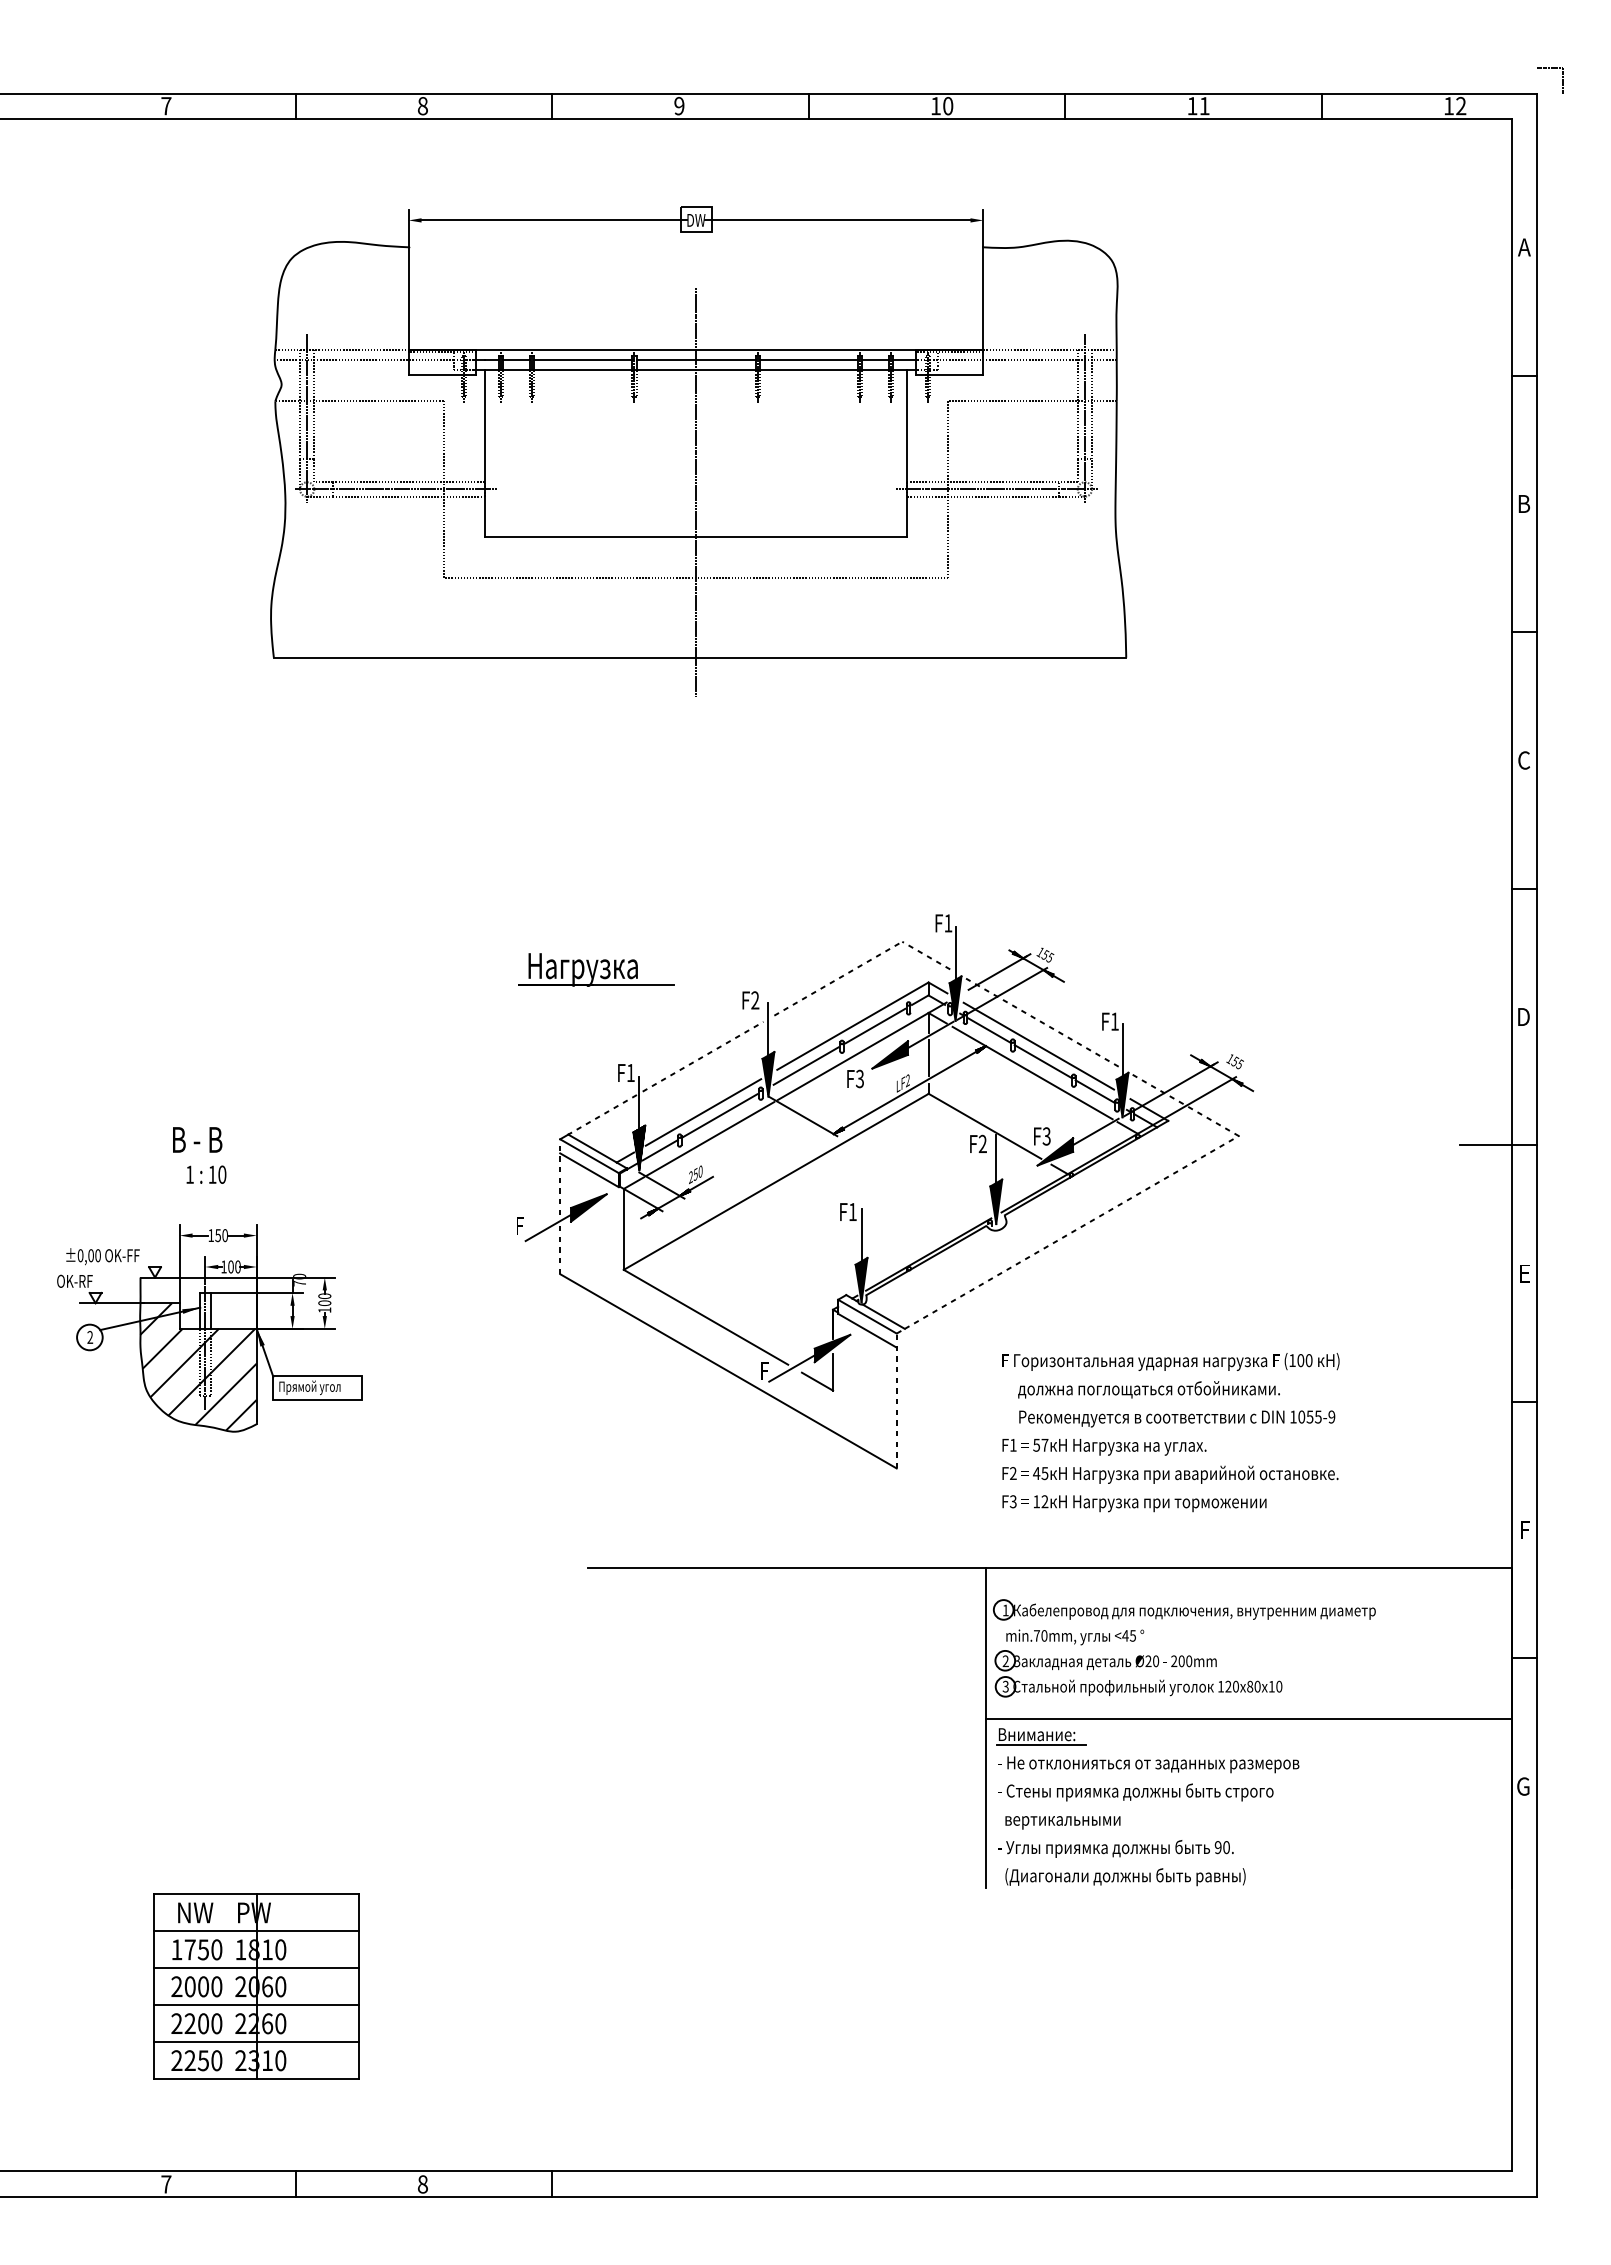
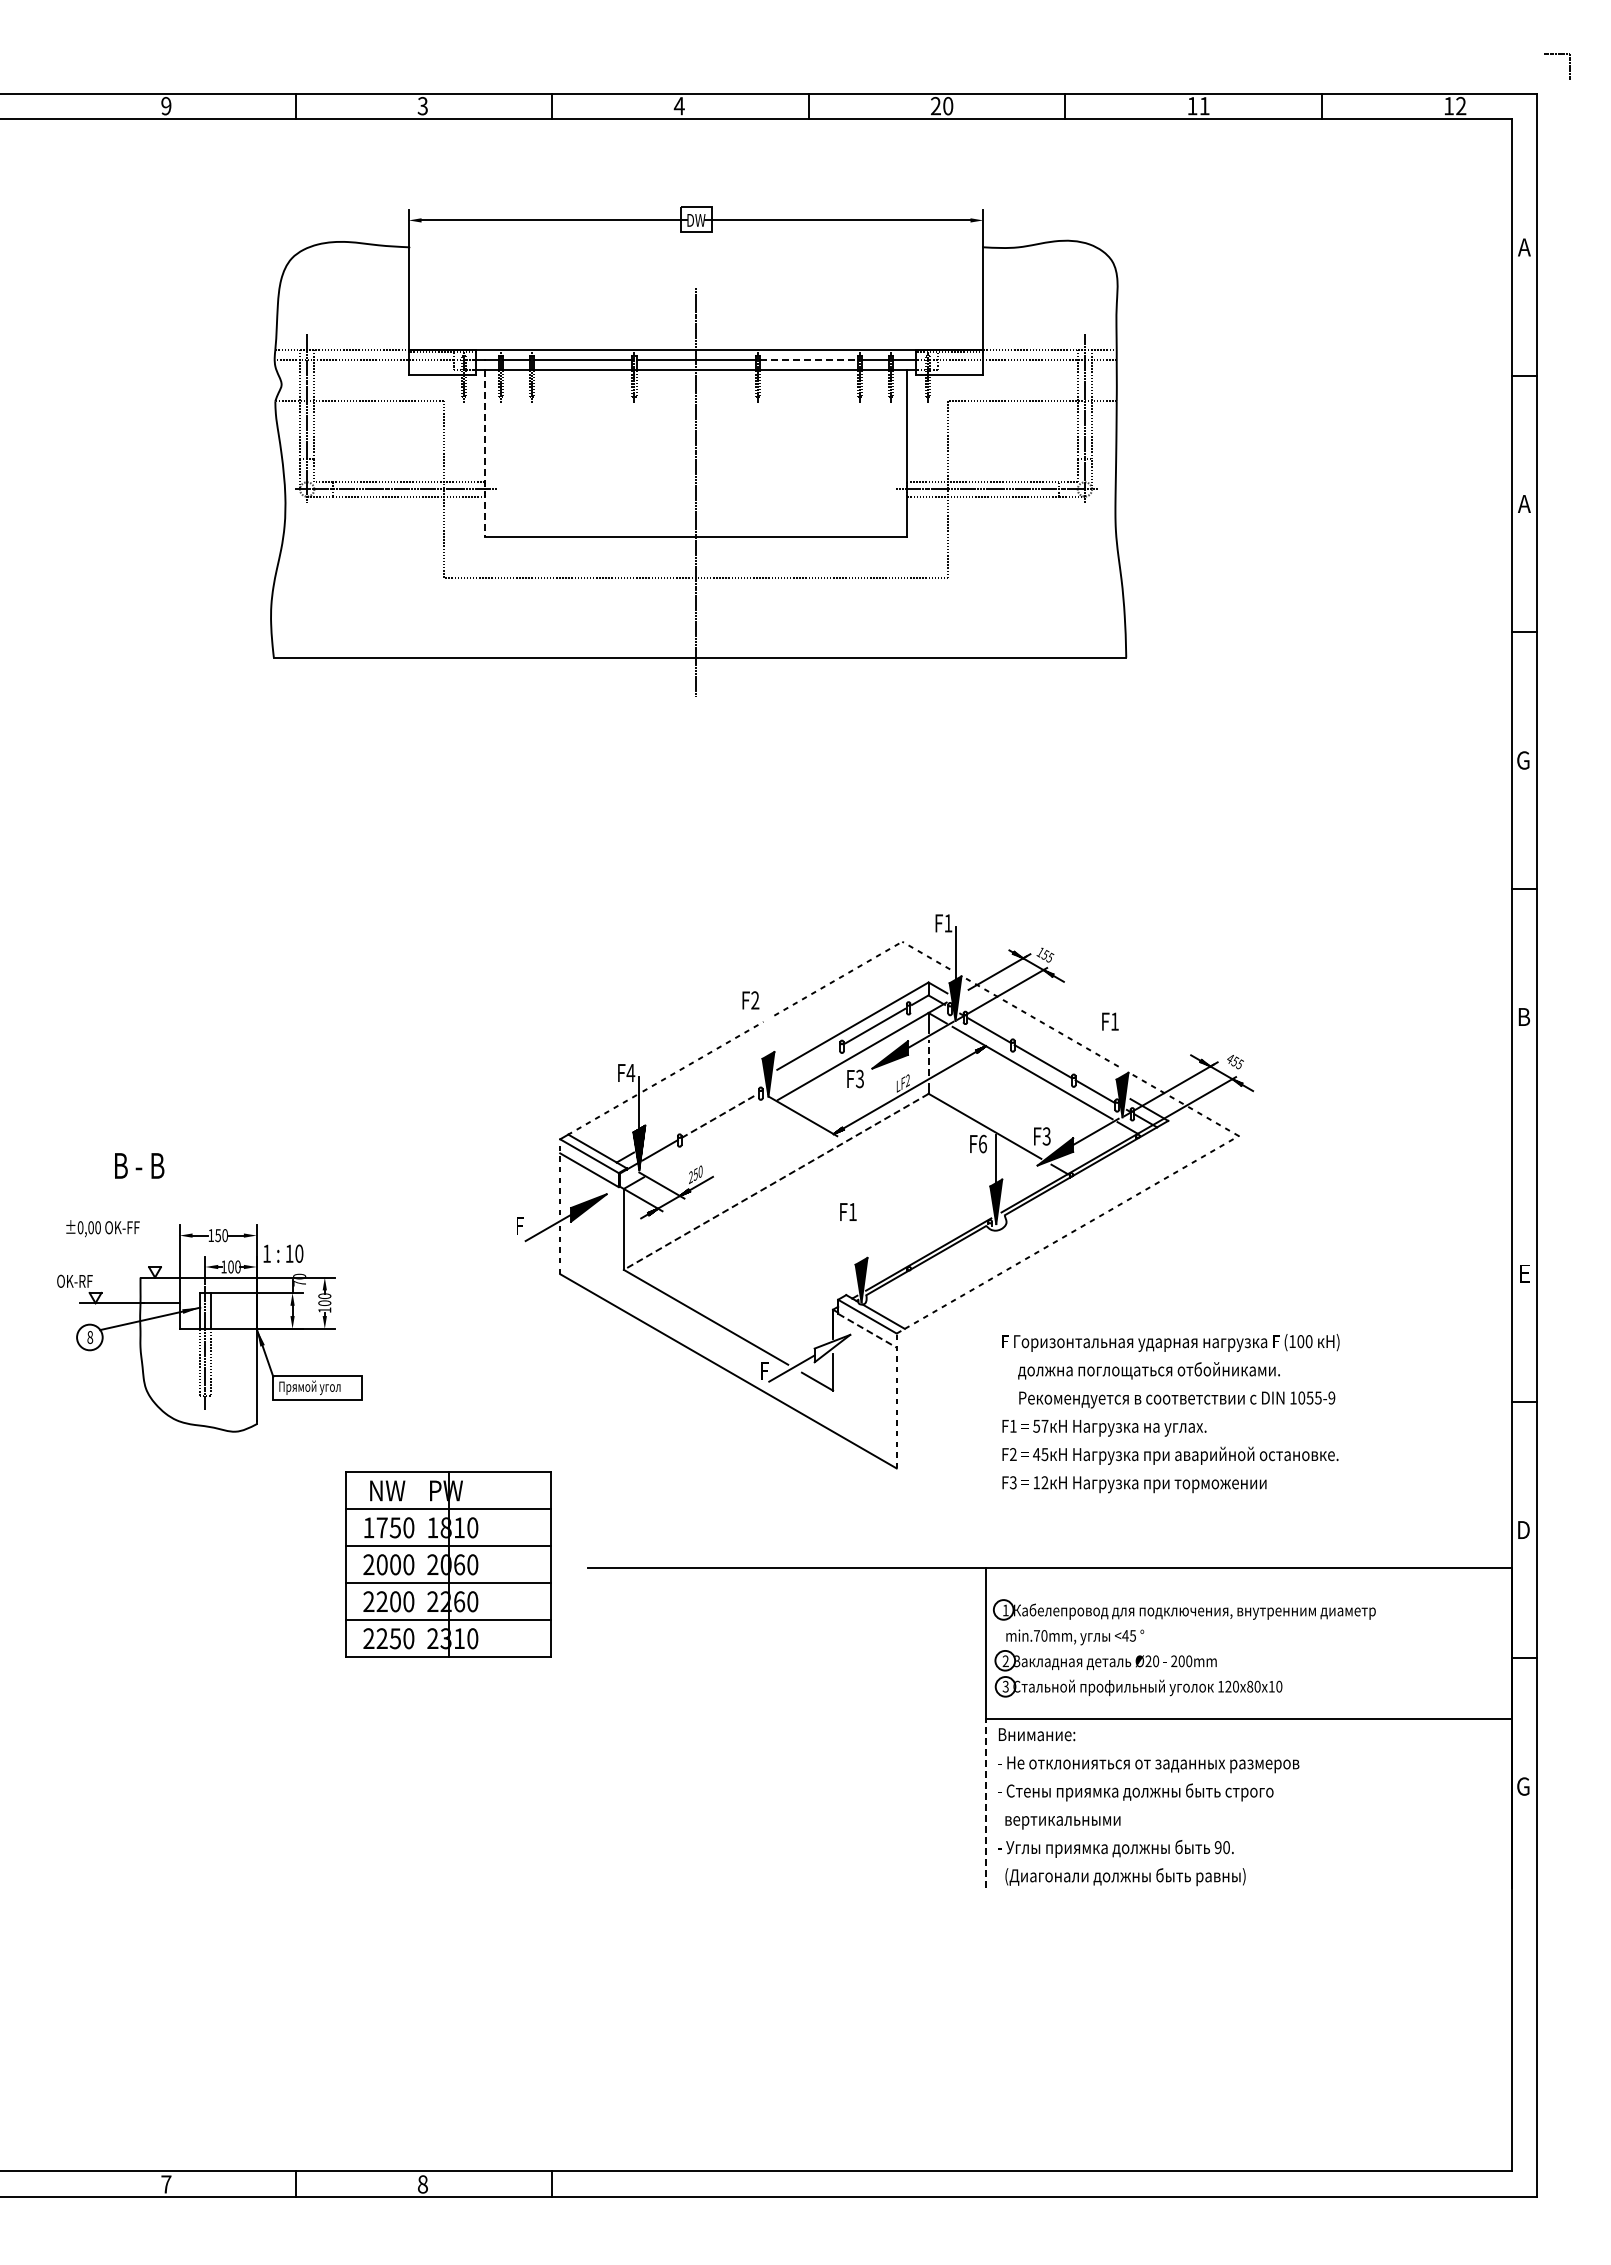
part position: (1562, 80) -> (1569, 66) (1569, 66)
text: 10 -> 20 (935, 105)
text: 7 -> 9 (166, 106)
text: 8 -> 3 (422, 106)
text: 9 -> 4 (678, 106)
line: solid -> dashed (809, 360)
line: solid -> dashed (484, 454)
text: B -> A (1524, 503)
text: C -> G (1523, 760)
part: present -> none (596, 969)
text: D -> B (1524, 1016)
line: present -> none (768, 1028)
line: present -> none (1038, 1045)
line: present -> none (1122, 1049)
line: solid -> dashed (928, 1058)
text: 155 -> 455 (1229, 1059)
line: present -> none (805, 1065)
text: F1 -> F4 (630, 1072)
line: present -> none (703, 1112)
line: solid -> dashed (719, 1116)
line: present -> none (710, 1138)
text position: (197, 1139) -> (139, 1165) (139, 1165)
text: F2 -> F6 (982, 1143)
line: present -> none (1498, 1145)
text position: (206, 1174) -> (283, 1253) (283, 1253)
line: solid -> dashed (776, 1181)
line: present -> none (861, 1234)
text position: (102, 1256) -> (102, 1228) (102, 1228)
line: solid -> dashed (867, 1330)
text: 2 -> 8 (90, 1337)
fill: present -> none (832, 1348)
hatch: present -> none (198, 1366)
text position: (1170, 1432) -> (1170, 1413) (1170, 1413)
text: F -> D (1523, 1529)
line: present -> none (1041, 1745)
line: solid -> dashed (985, 1803)
part position: (256, 1986) -> (448, 1564) (448, 1564)
